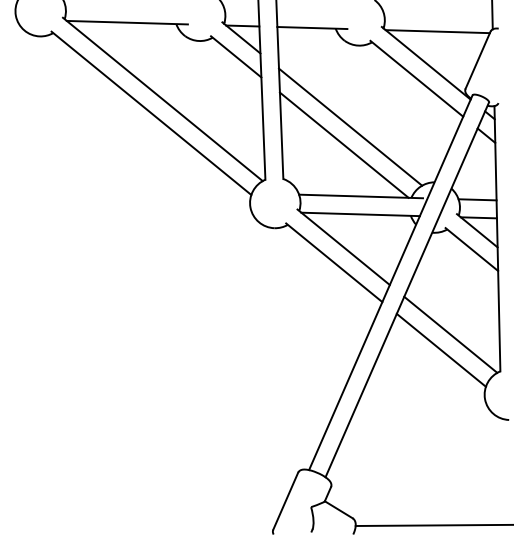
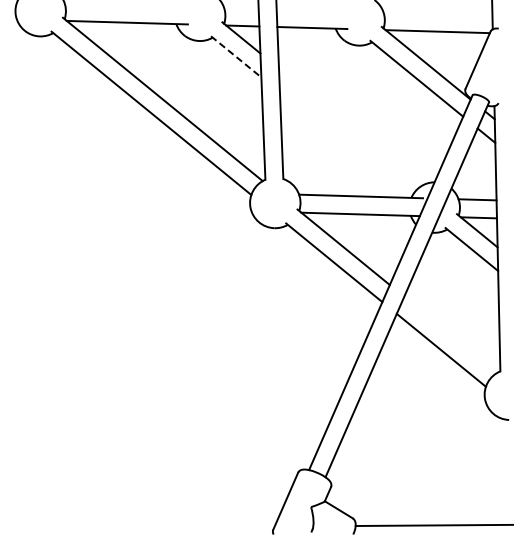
line: solid -> dashed (236, 56)
line: present -> none (350, 126)
line: present -> none (343, 144)
line: present -> none (450, 334)
